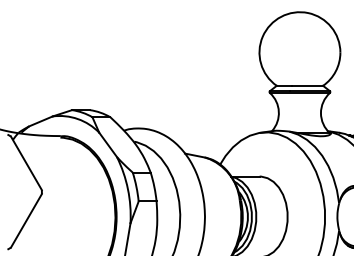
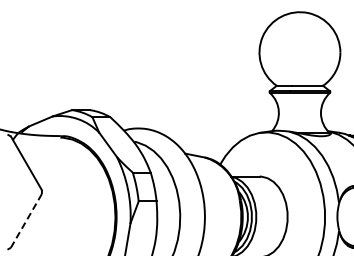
line: solid -> dashed (26, 220)
